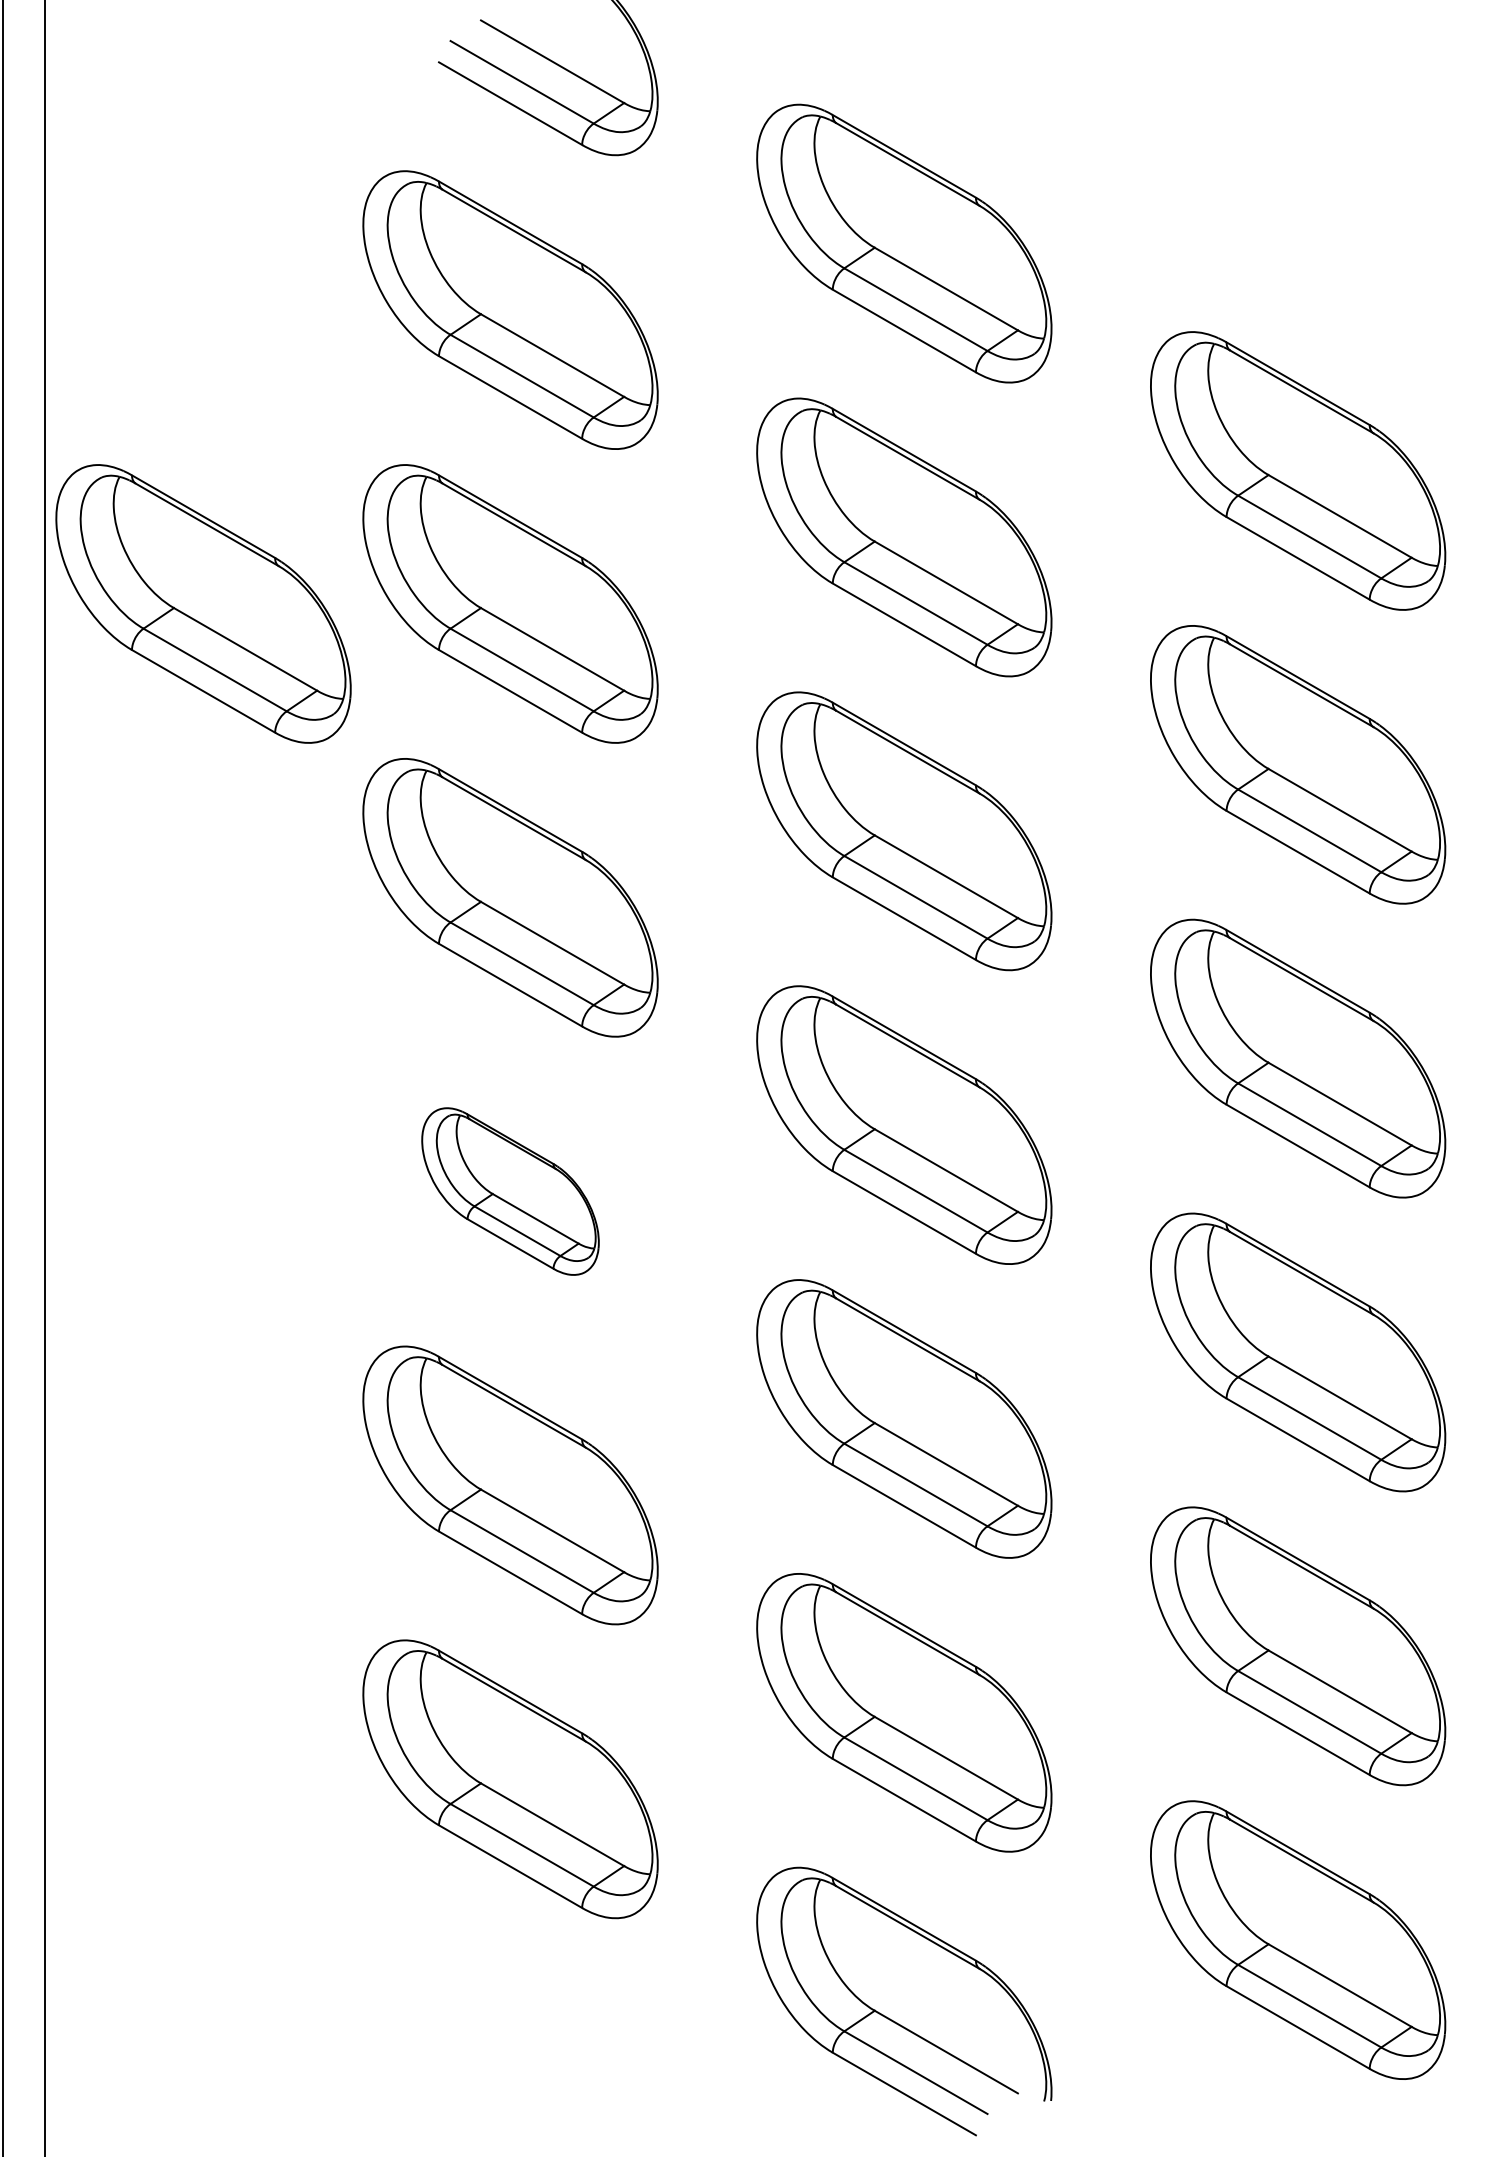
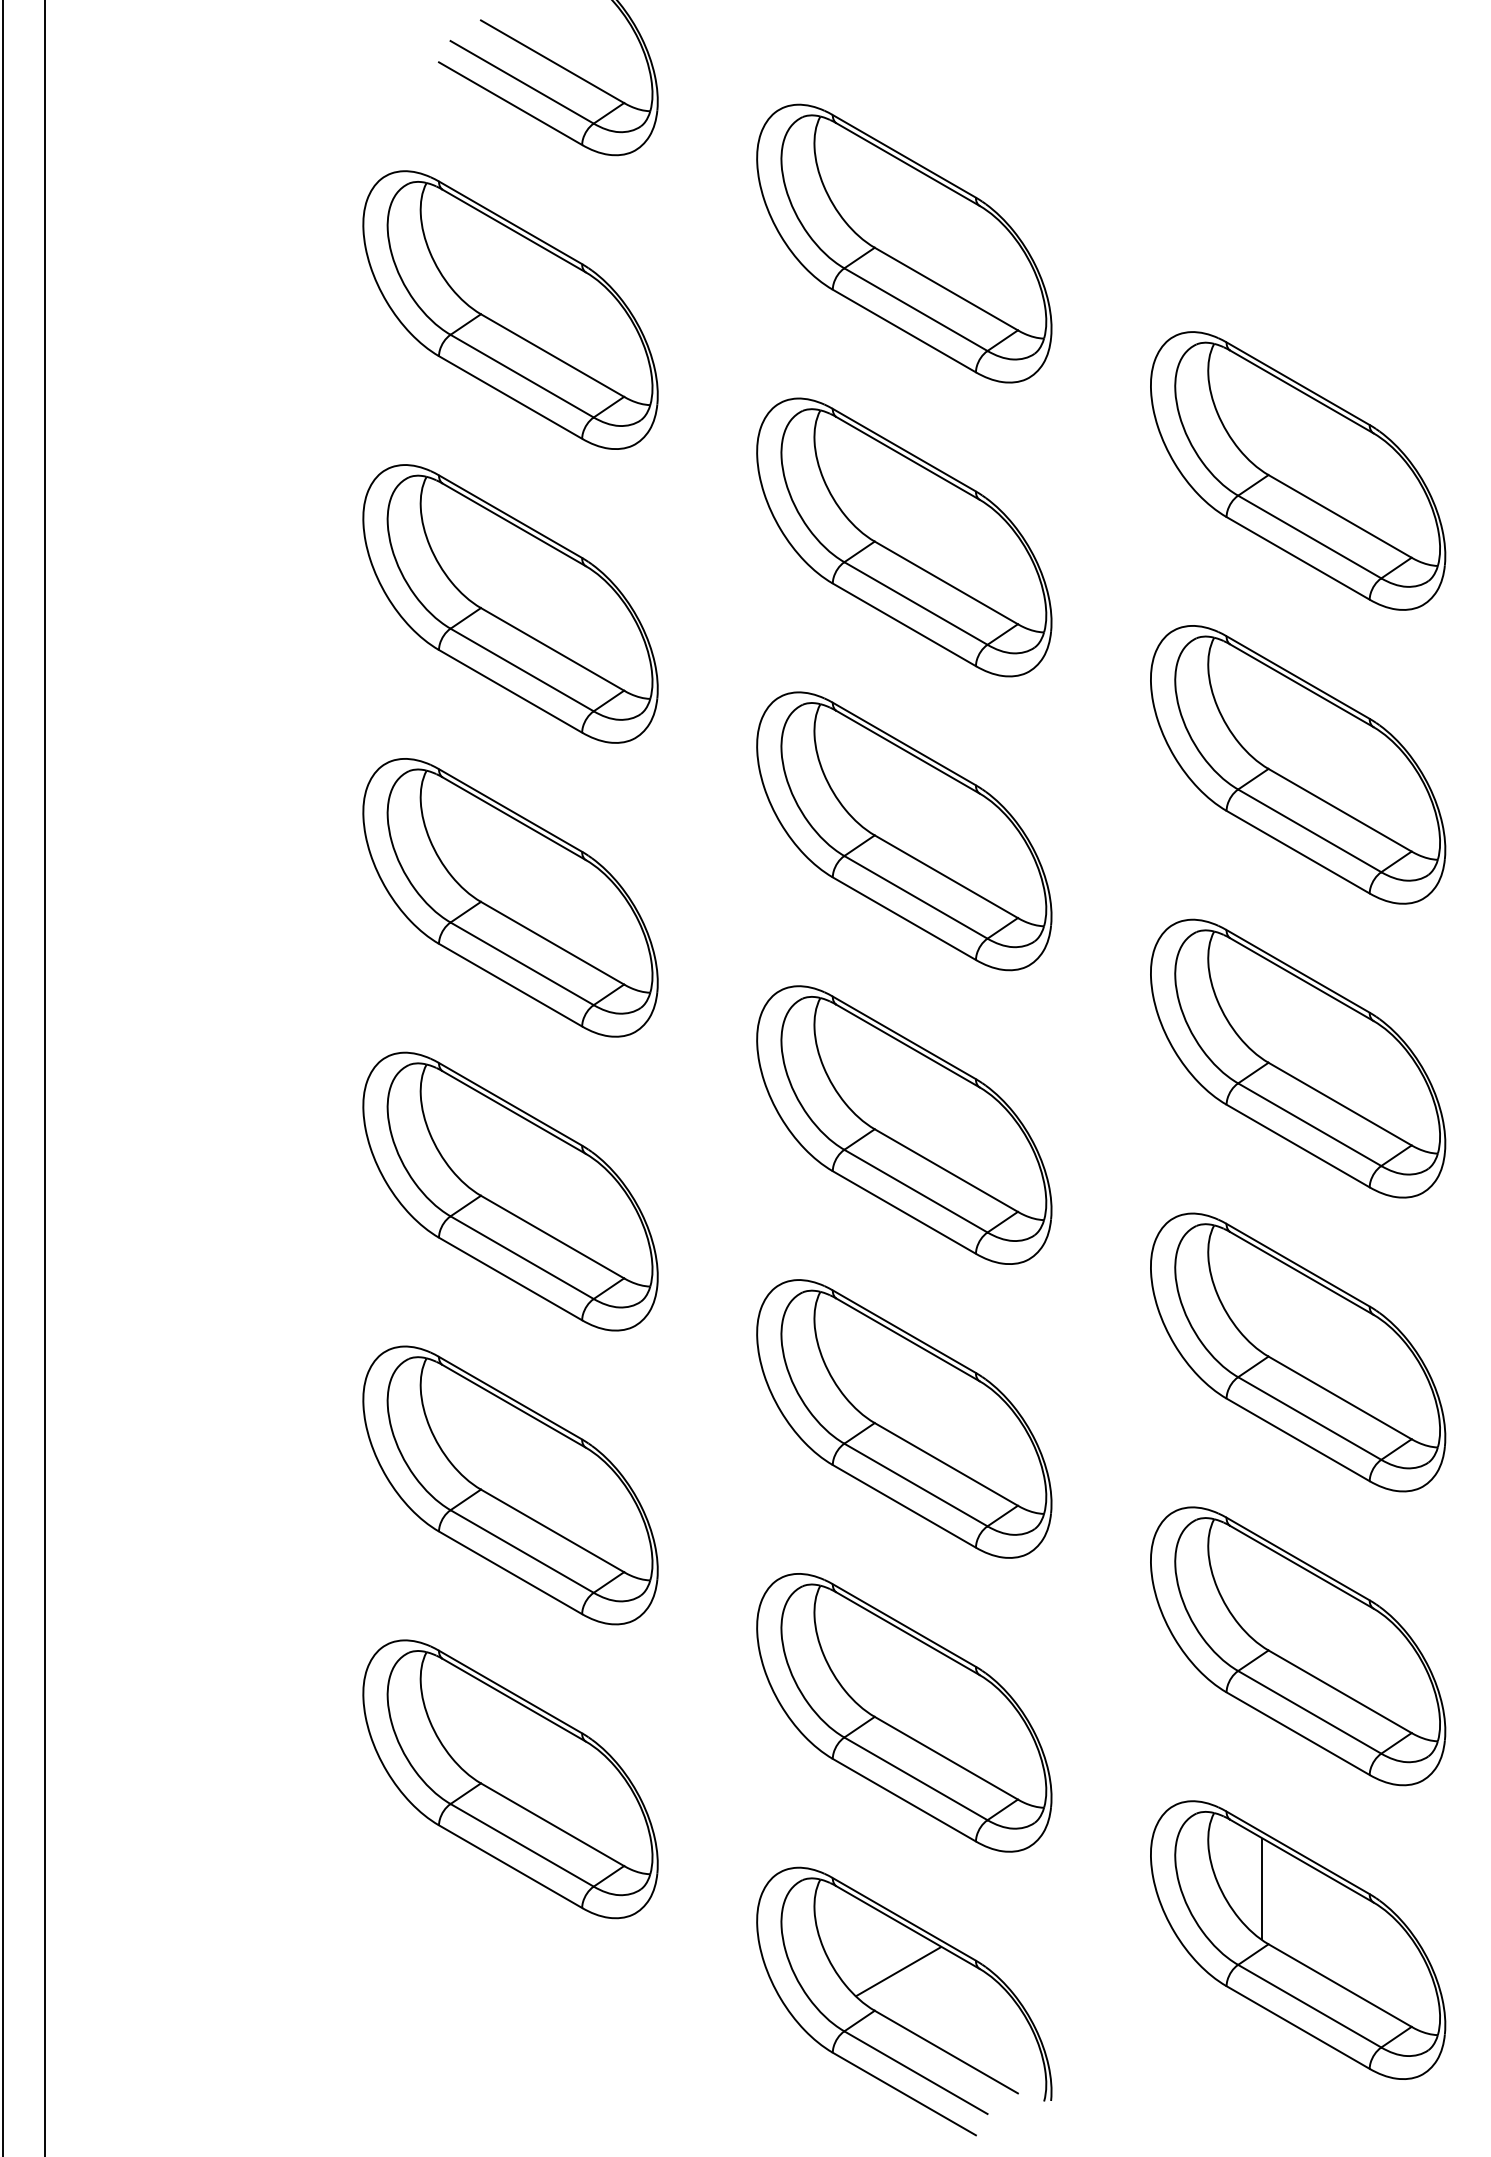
part: present -> none (203, 603)
part size: 179x169 px -> 297x281 px (510, 1191)
line: none -> present (1261, 1888)
line: none -> present (898, 1971)
